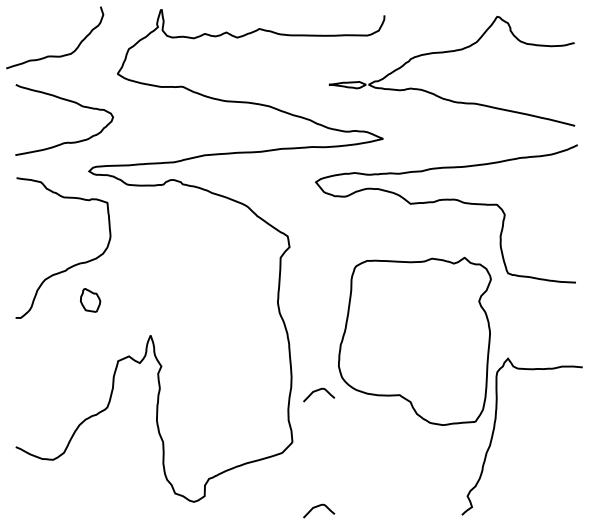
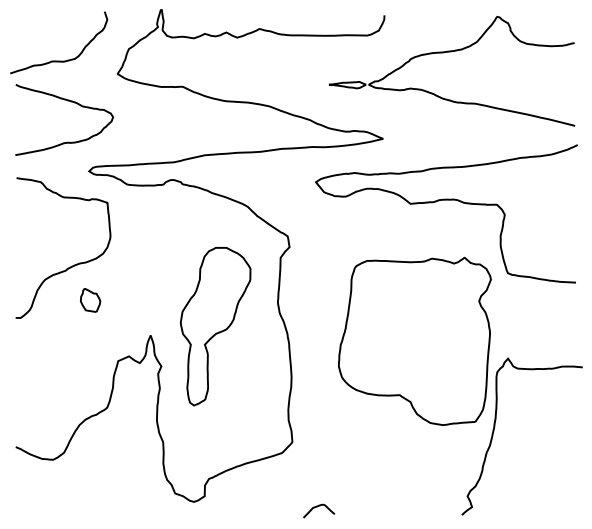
curve position: (55, 55) -> (59, 60) (59, 60)
part: none -> present (215, 326)
curve: present -> none (317, 391)
